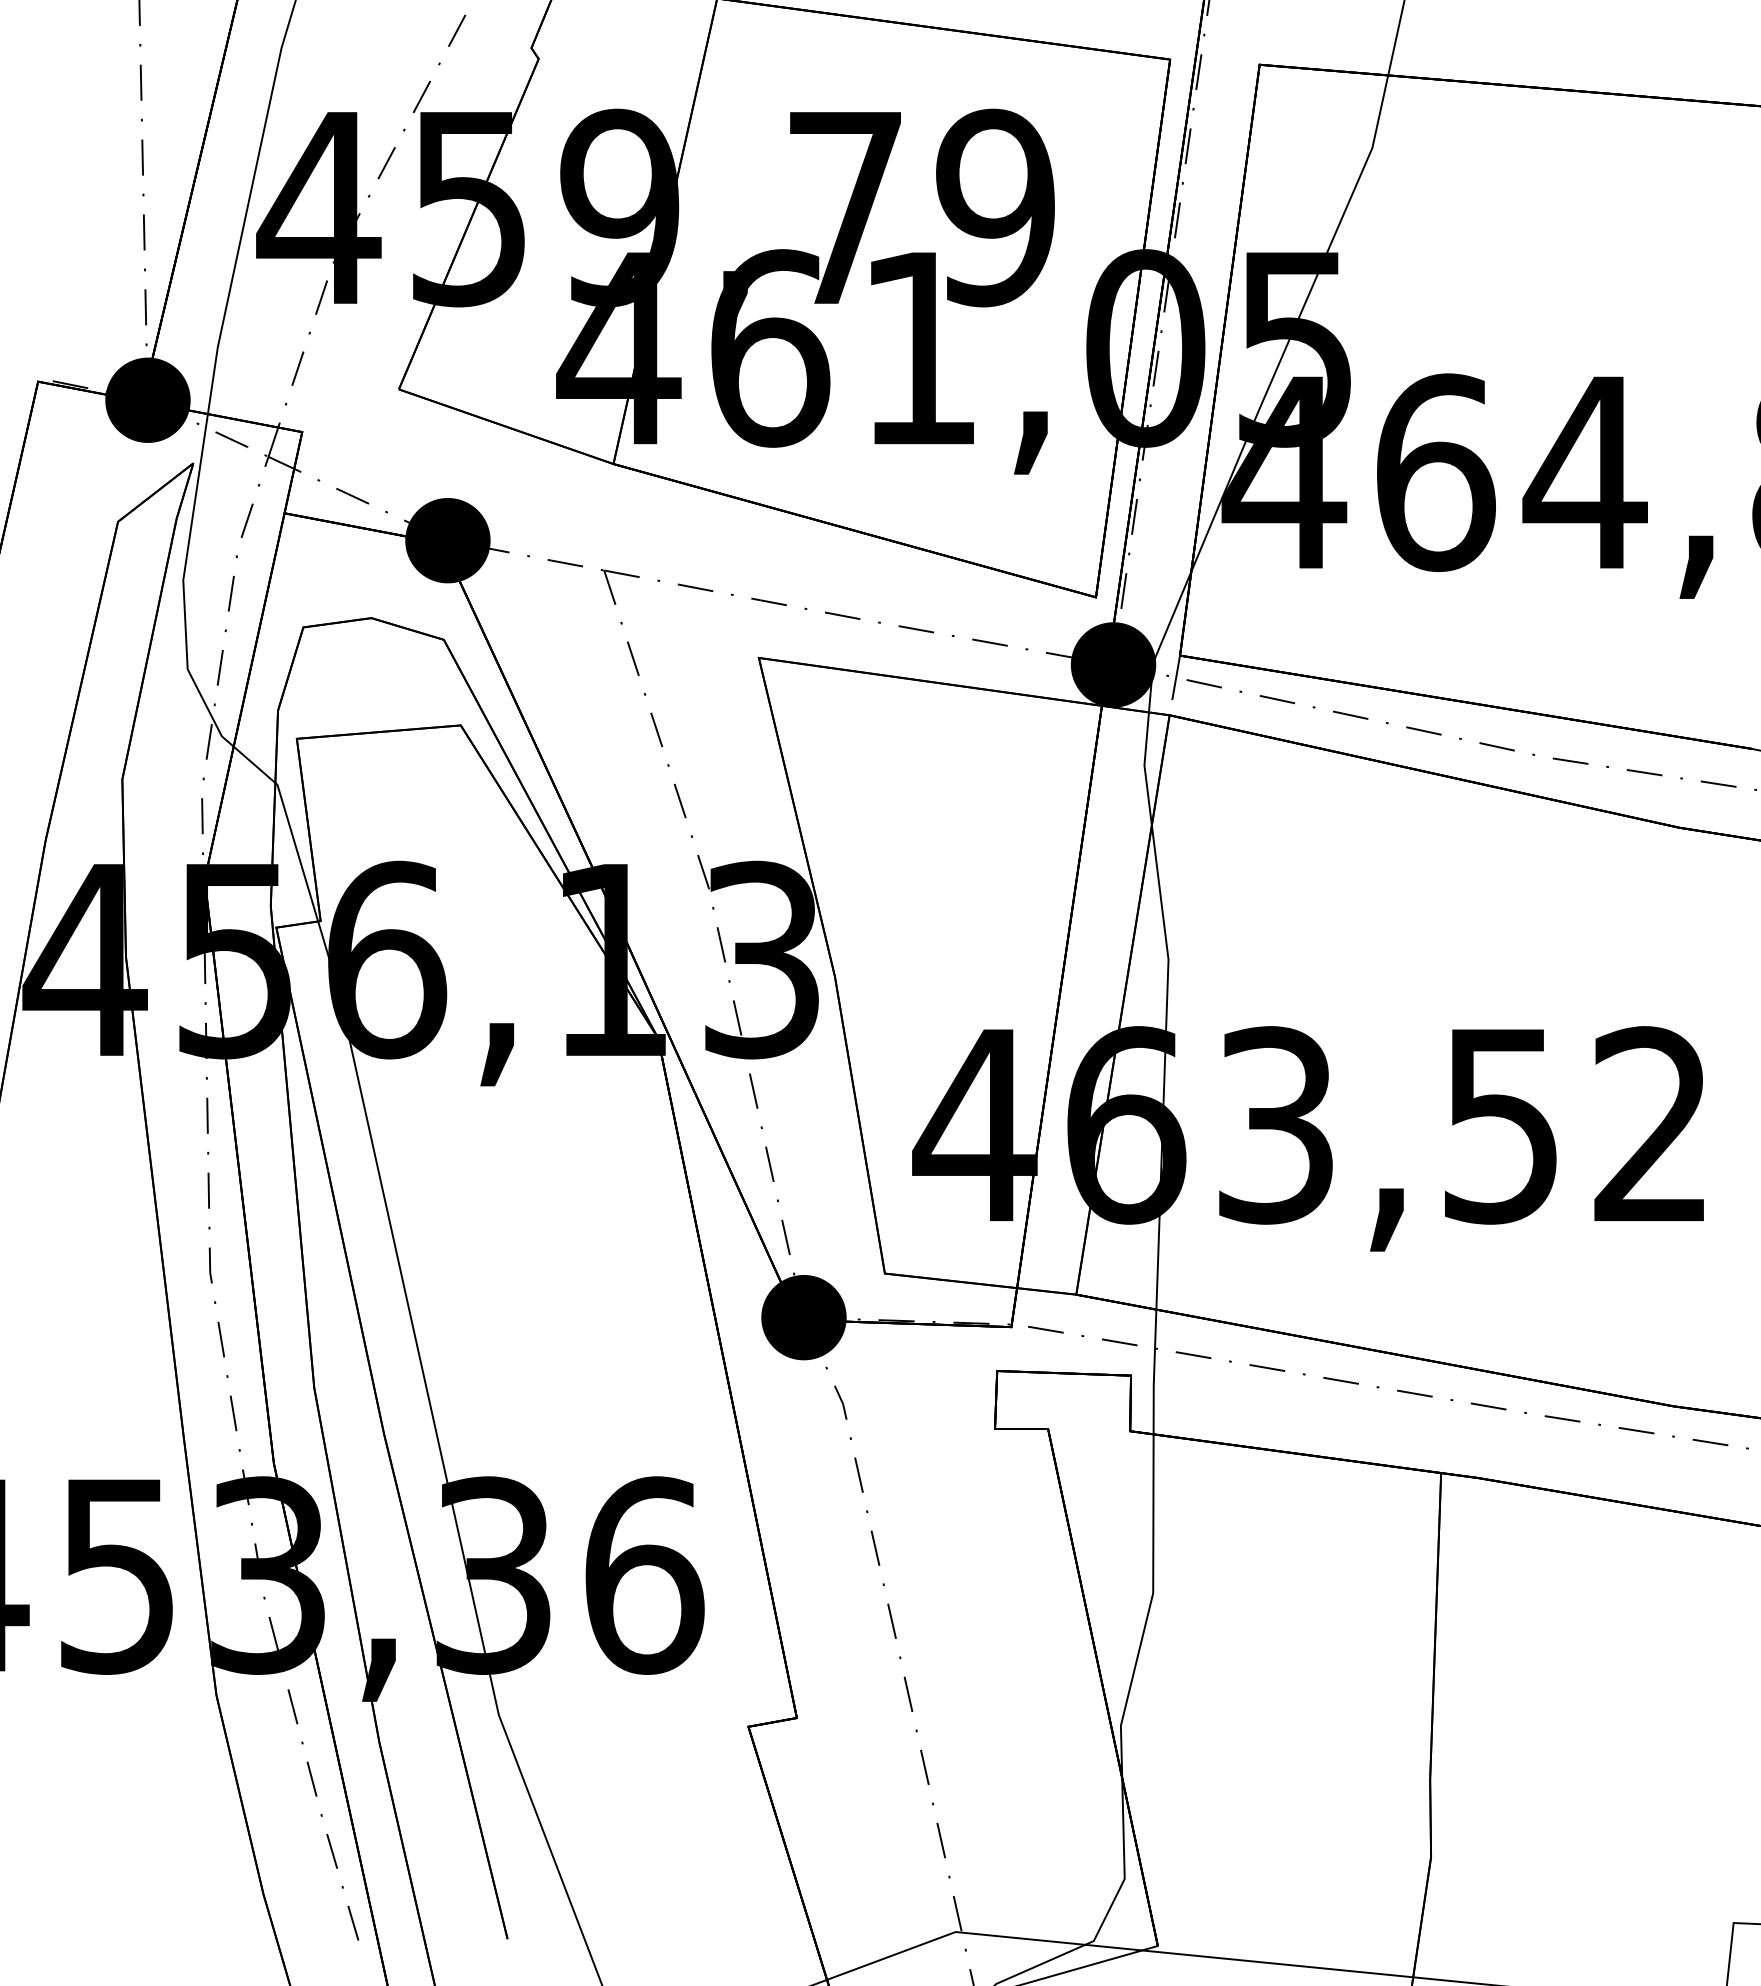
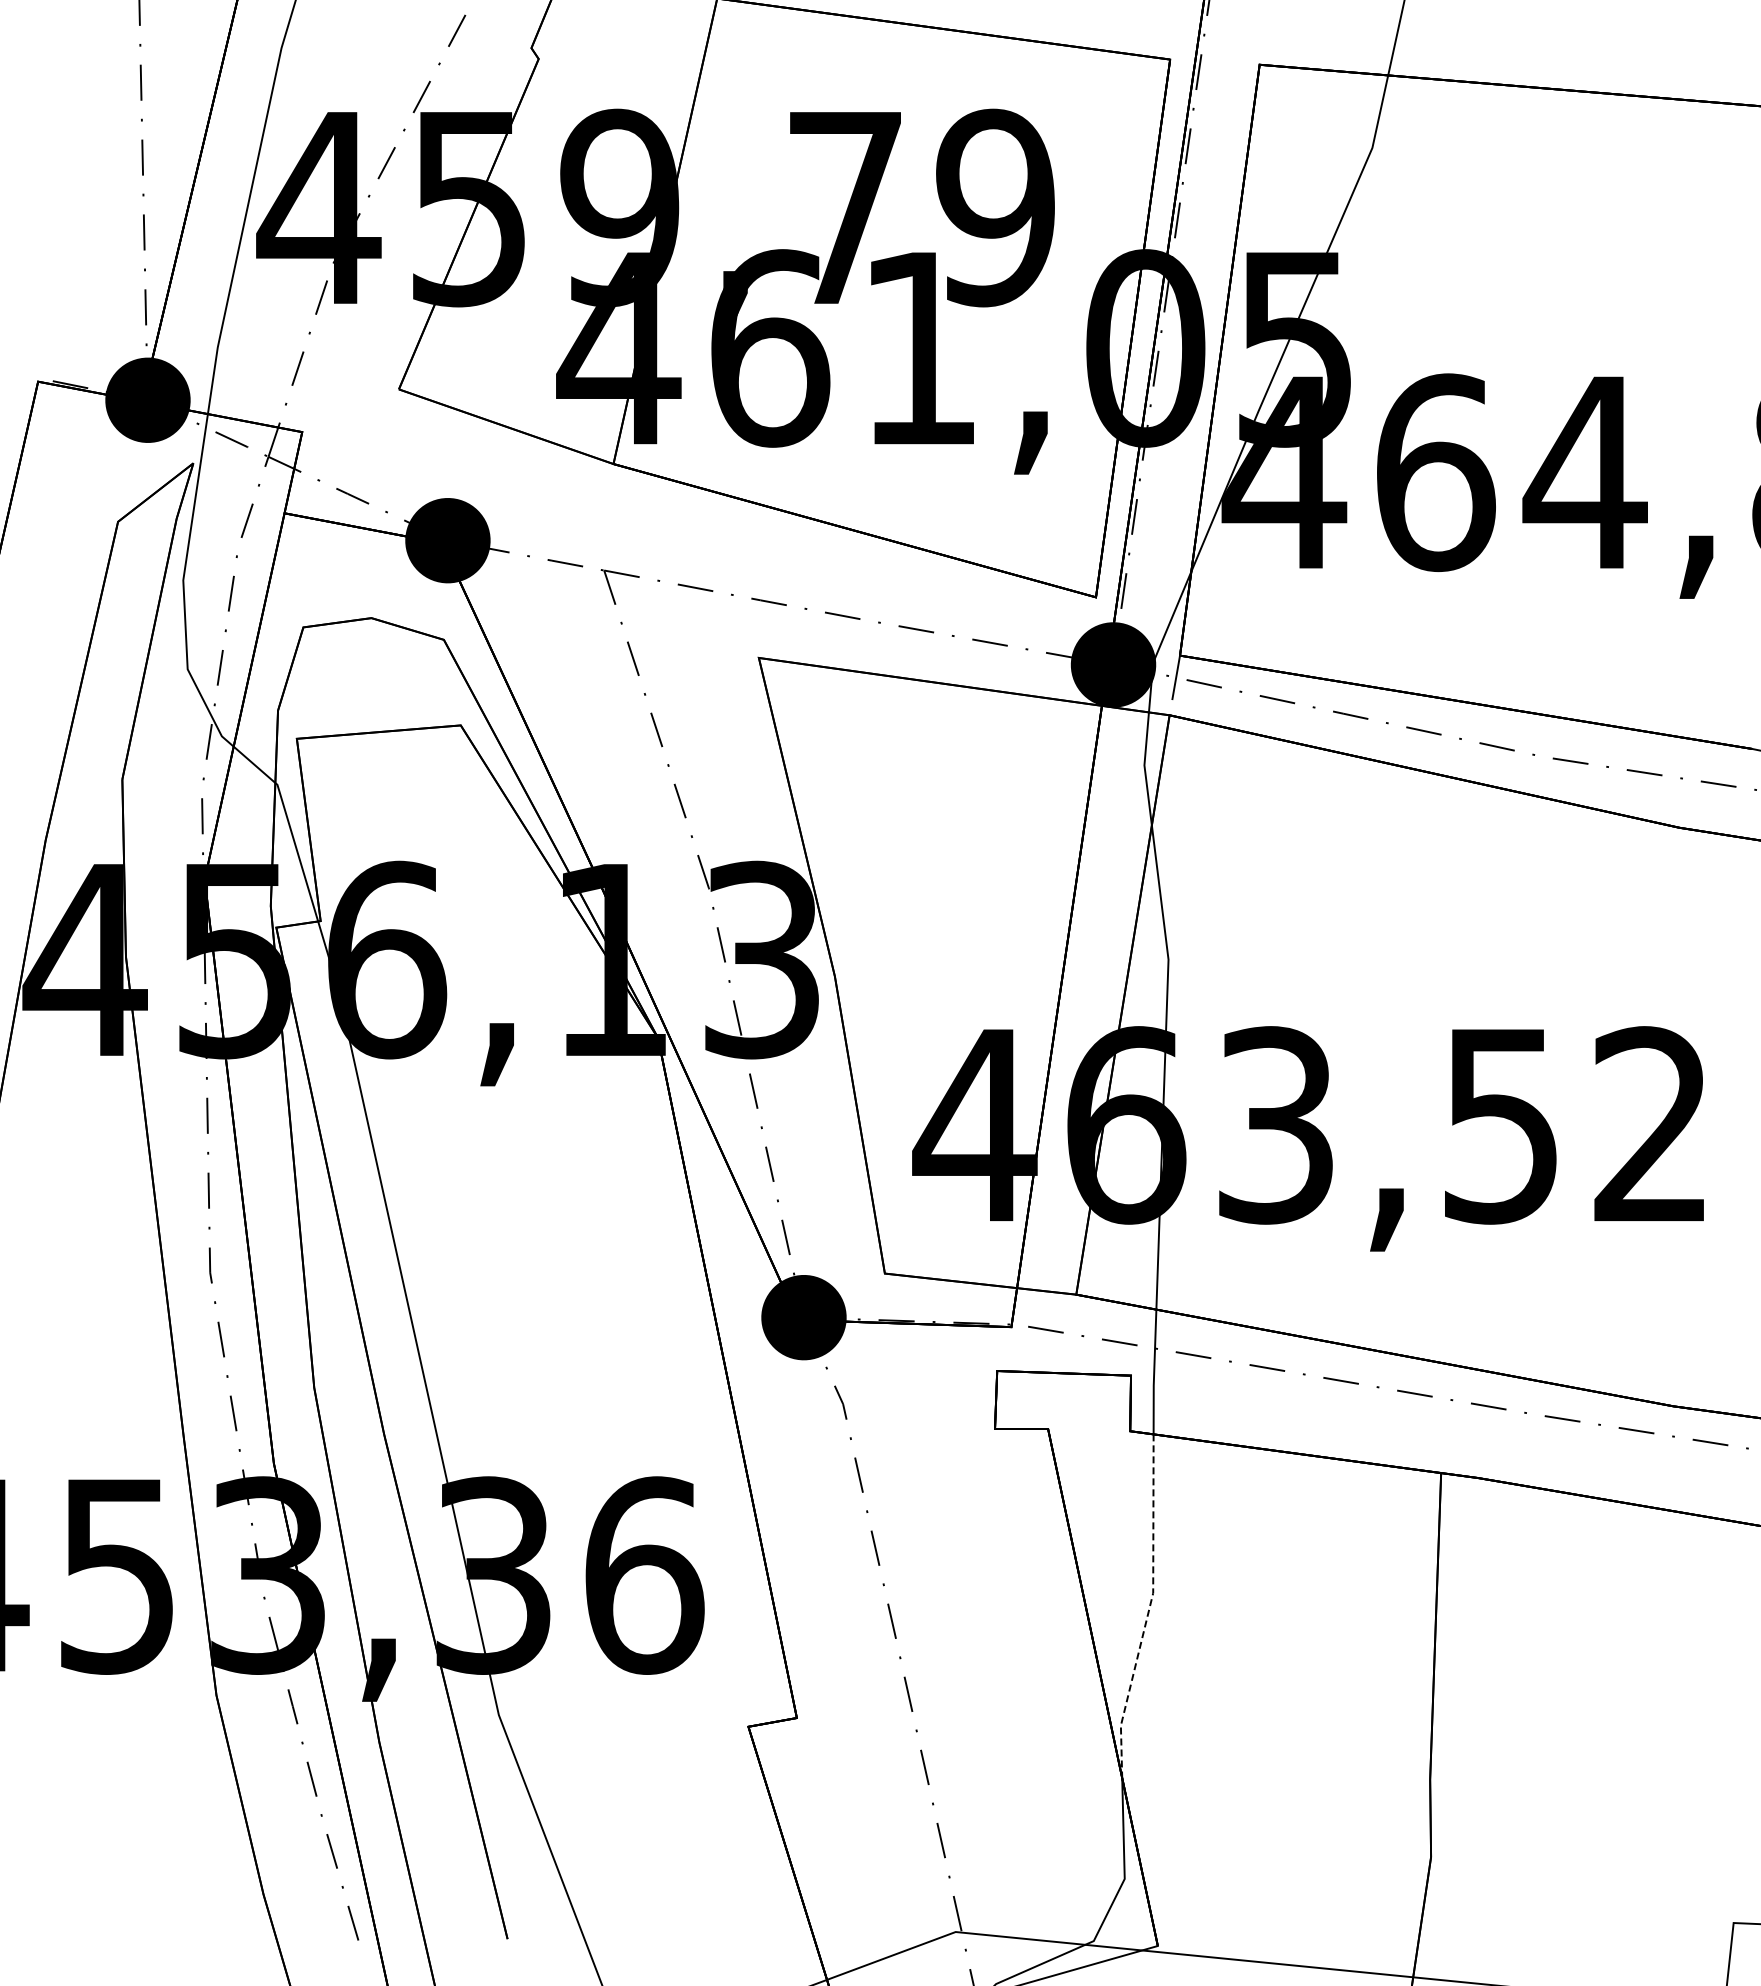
line: solid -> dashed (1149, 1608)
